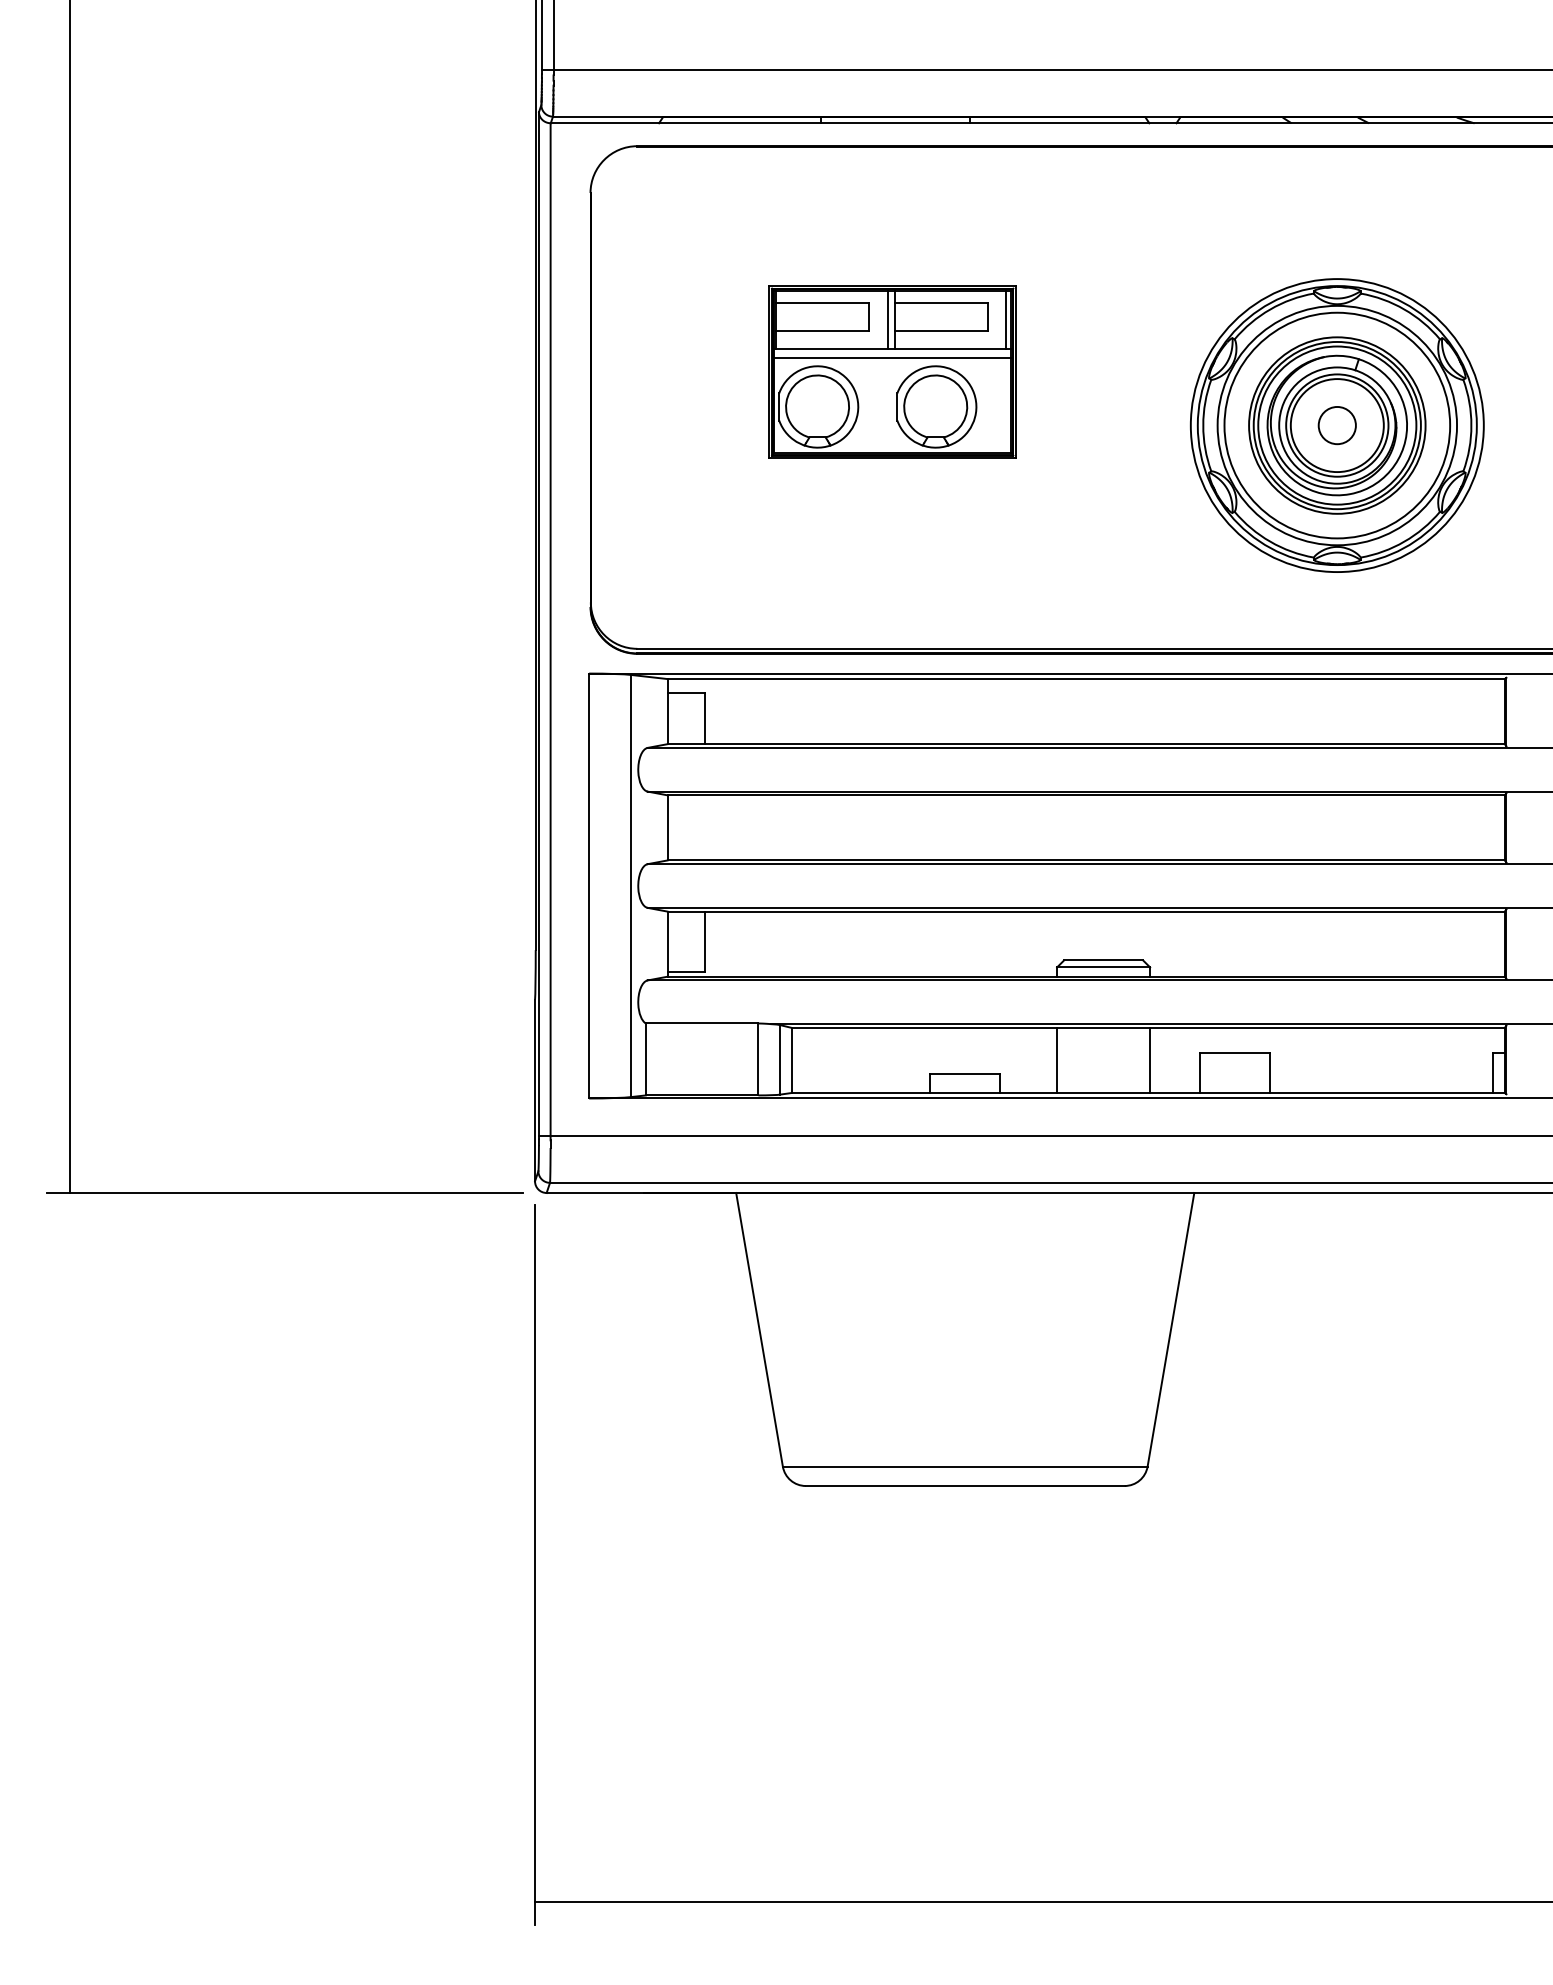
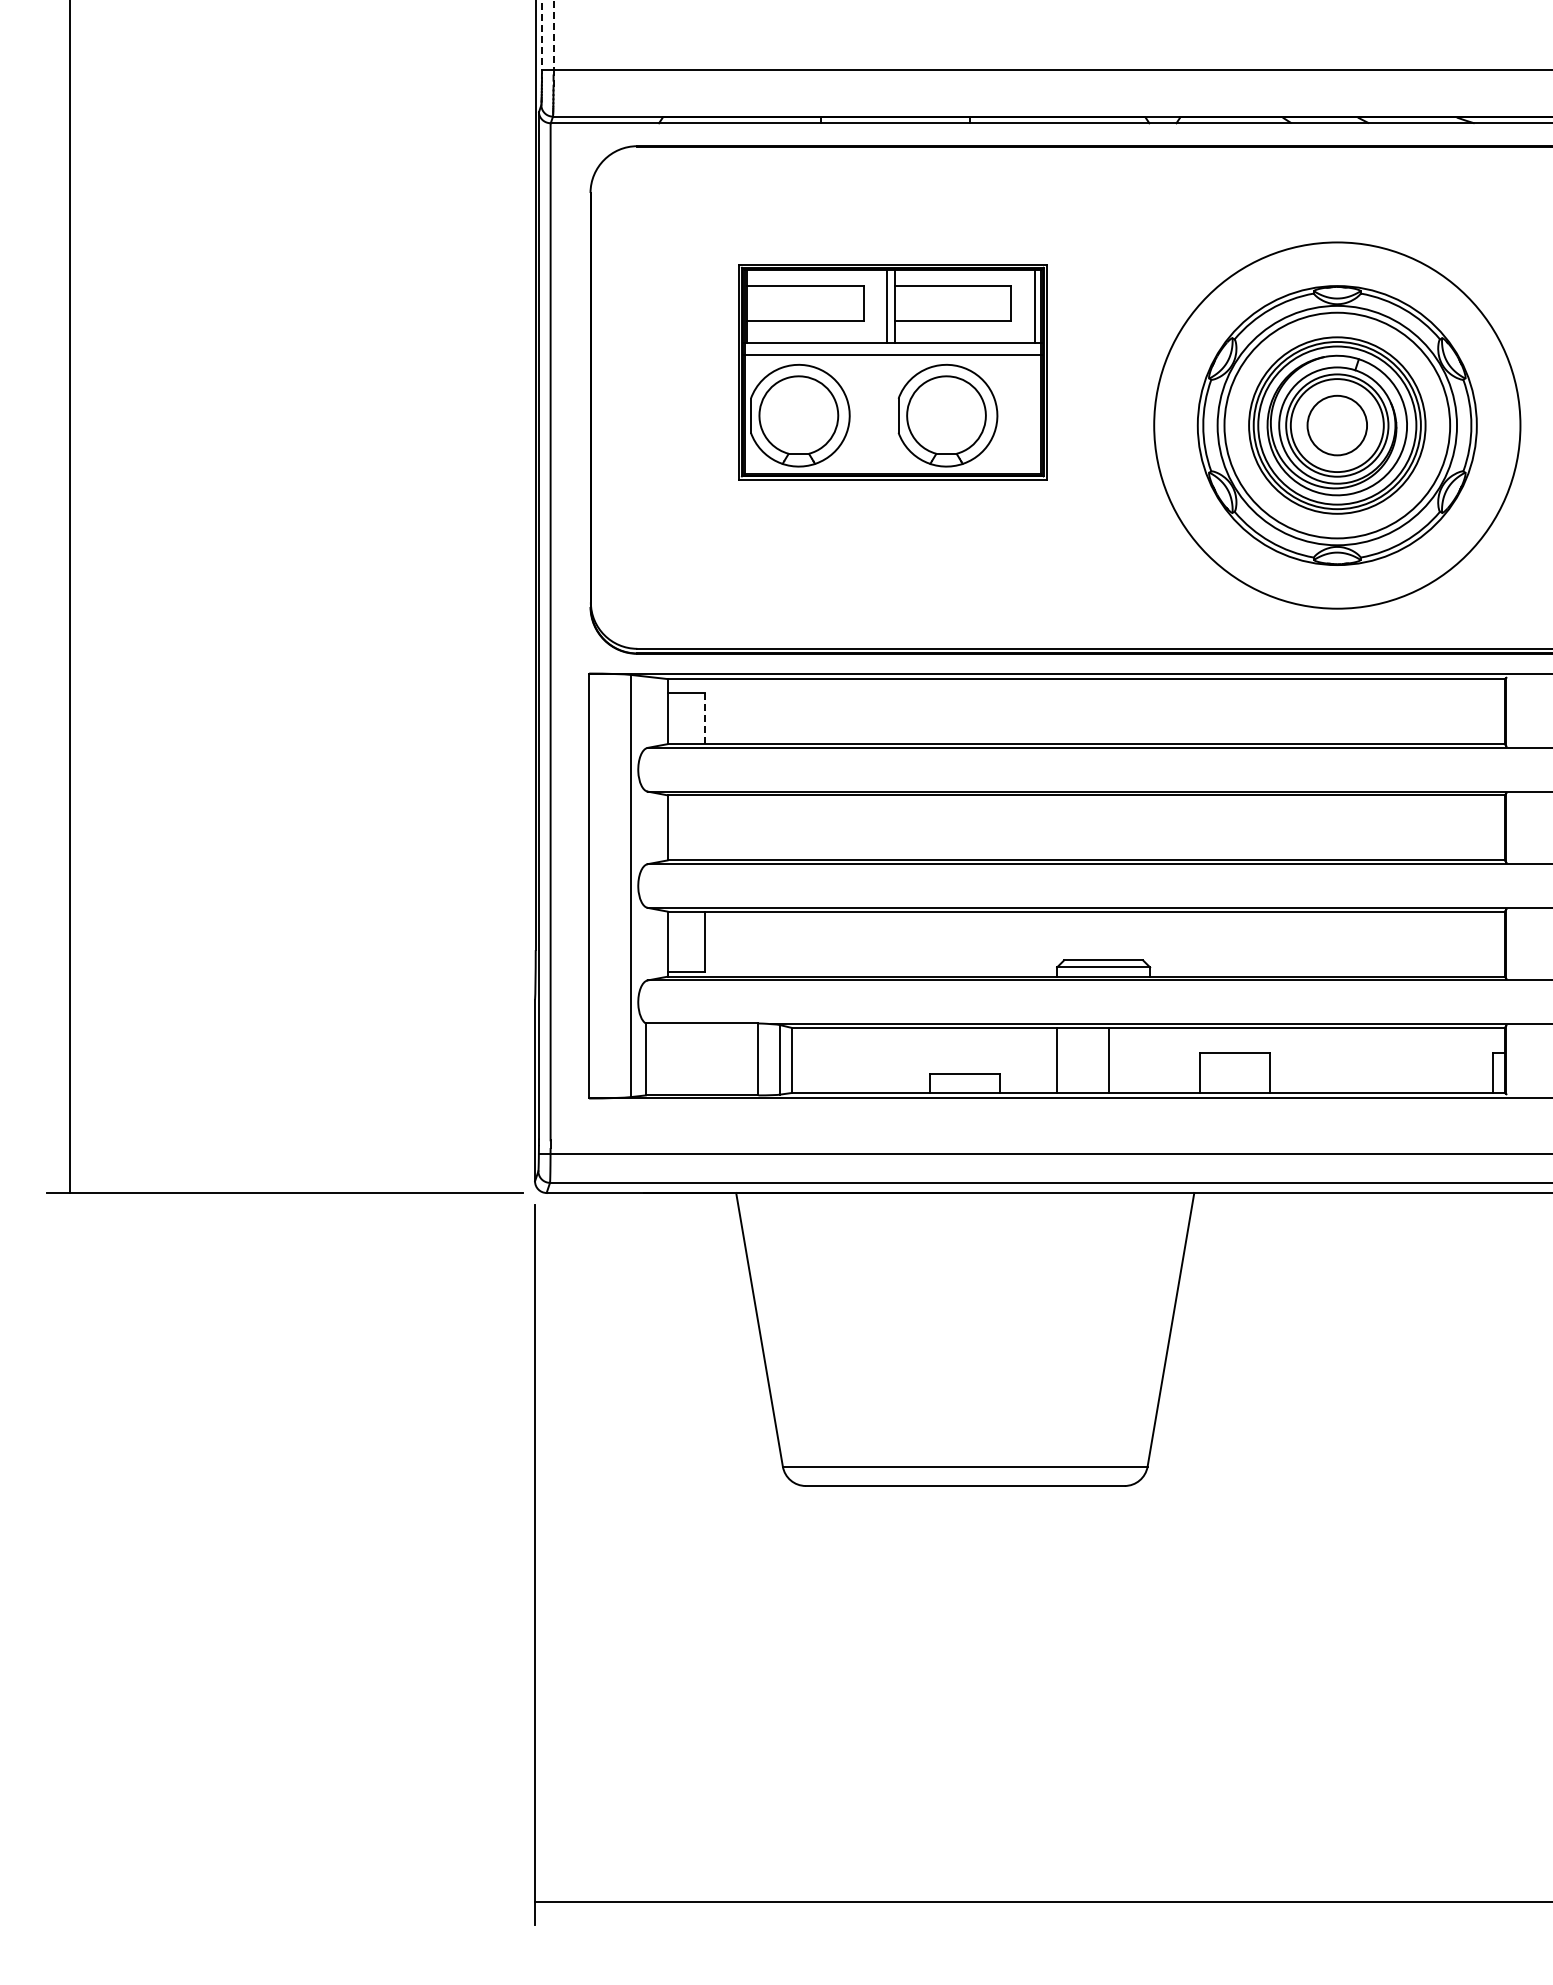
line: solid -> dashed (553, 35)
line: solid -> dashed (541, 37)
part size: 249x174 px -> 310x217 px (892, 372)
circle diameter: 293 px -> 366 px (1337, 425)
circle diameter: 37 px -> 60 px (1337, 425)
line: solid -> dashed (704, 718)
line position: (1150, 1060) -> (1109, 1060) (1109, 1060)
line position: (1043, 1136) -> (1043, 1154) (1043, 1154)
